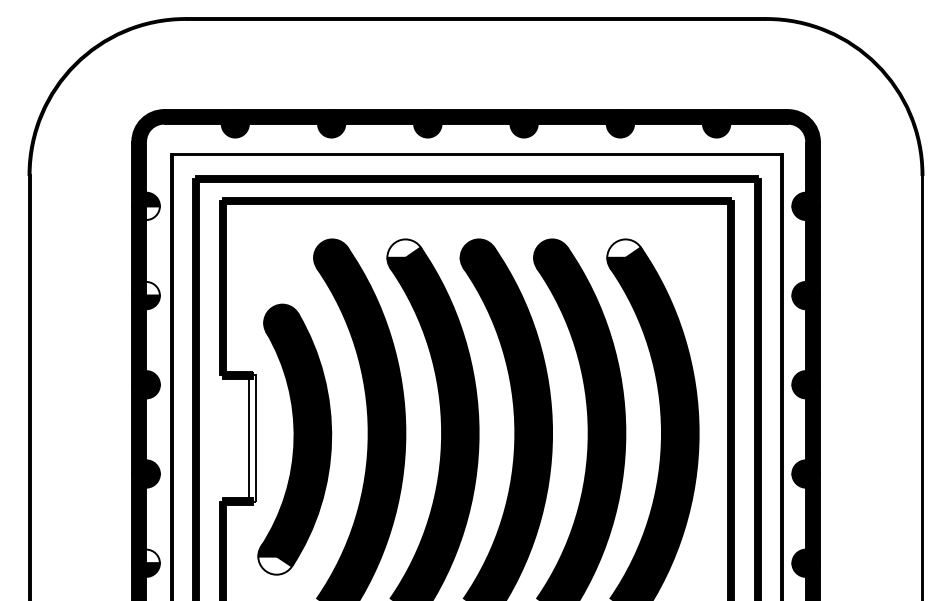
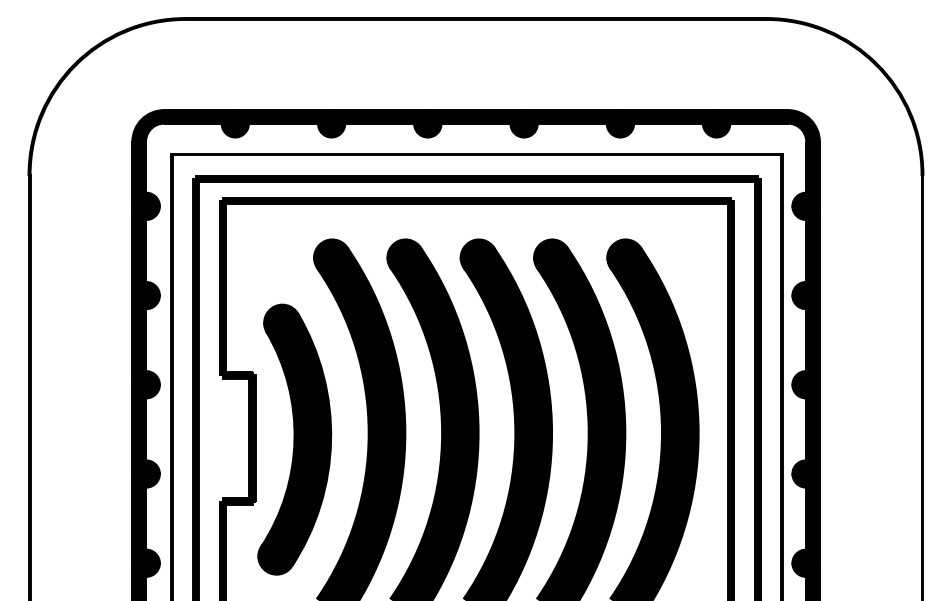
fill: none -> present (145, 213)
fill: none -> present (405, 248)
fill: none -> present (625, 248)
fill: none -> present (145, 288)
fill: none -> present (252, 438)
fill: none -> present (145, 556)
fill: none -> present (276, 565)
